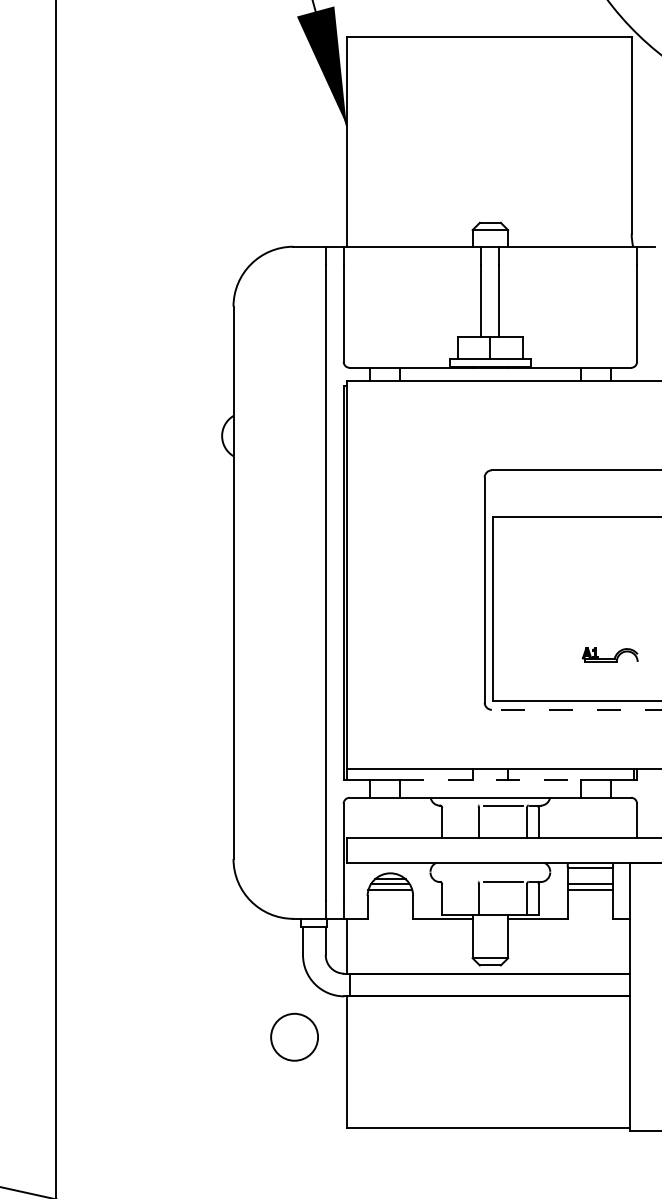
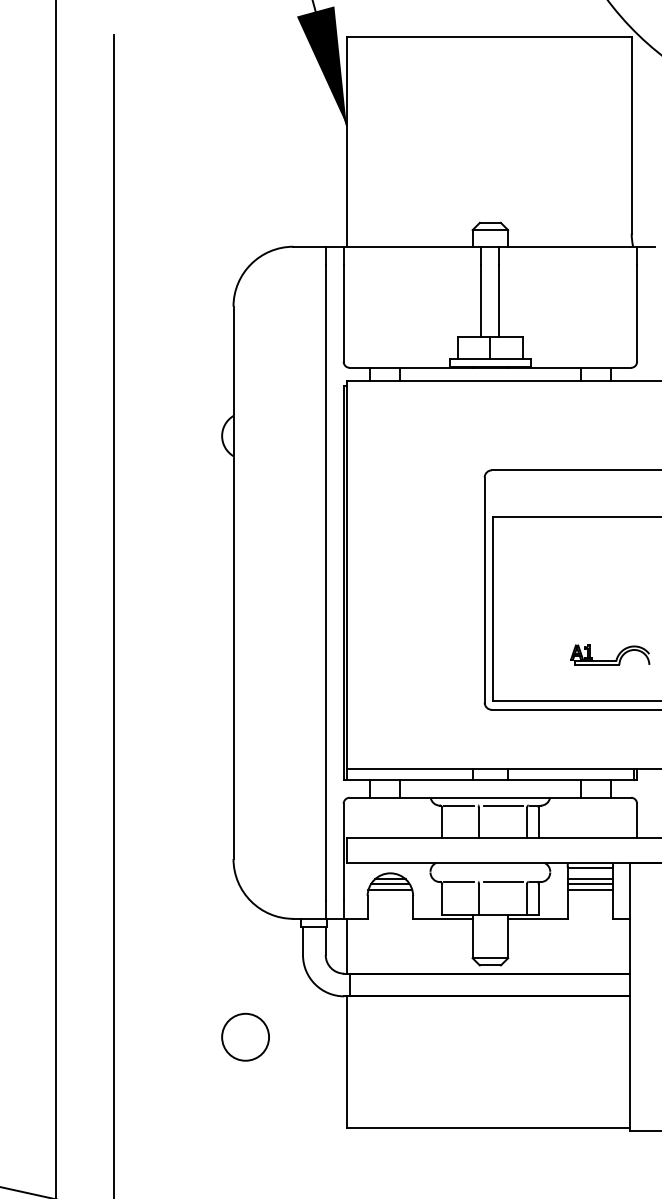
line: none -> present (113, 614)
part size: 58x16 px -> 81x22 px (610, 654)
line: dashed -> solid (576, 709)
line: dashed -> solid (490, 779)
line: none -> present (458, 805)
line: none -> present (590, 879)
line: none -> present (458, 882)
circle position: (294, 1036) -> (245, 1036) (245, 1036)
